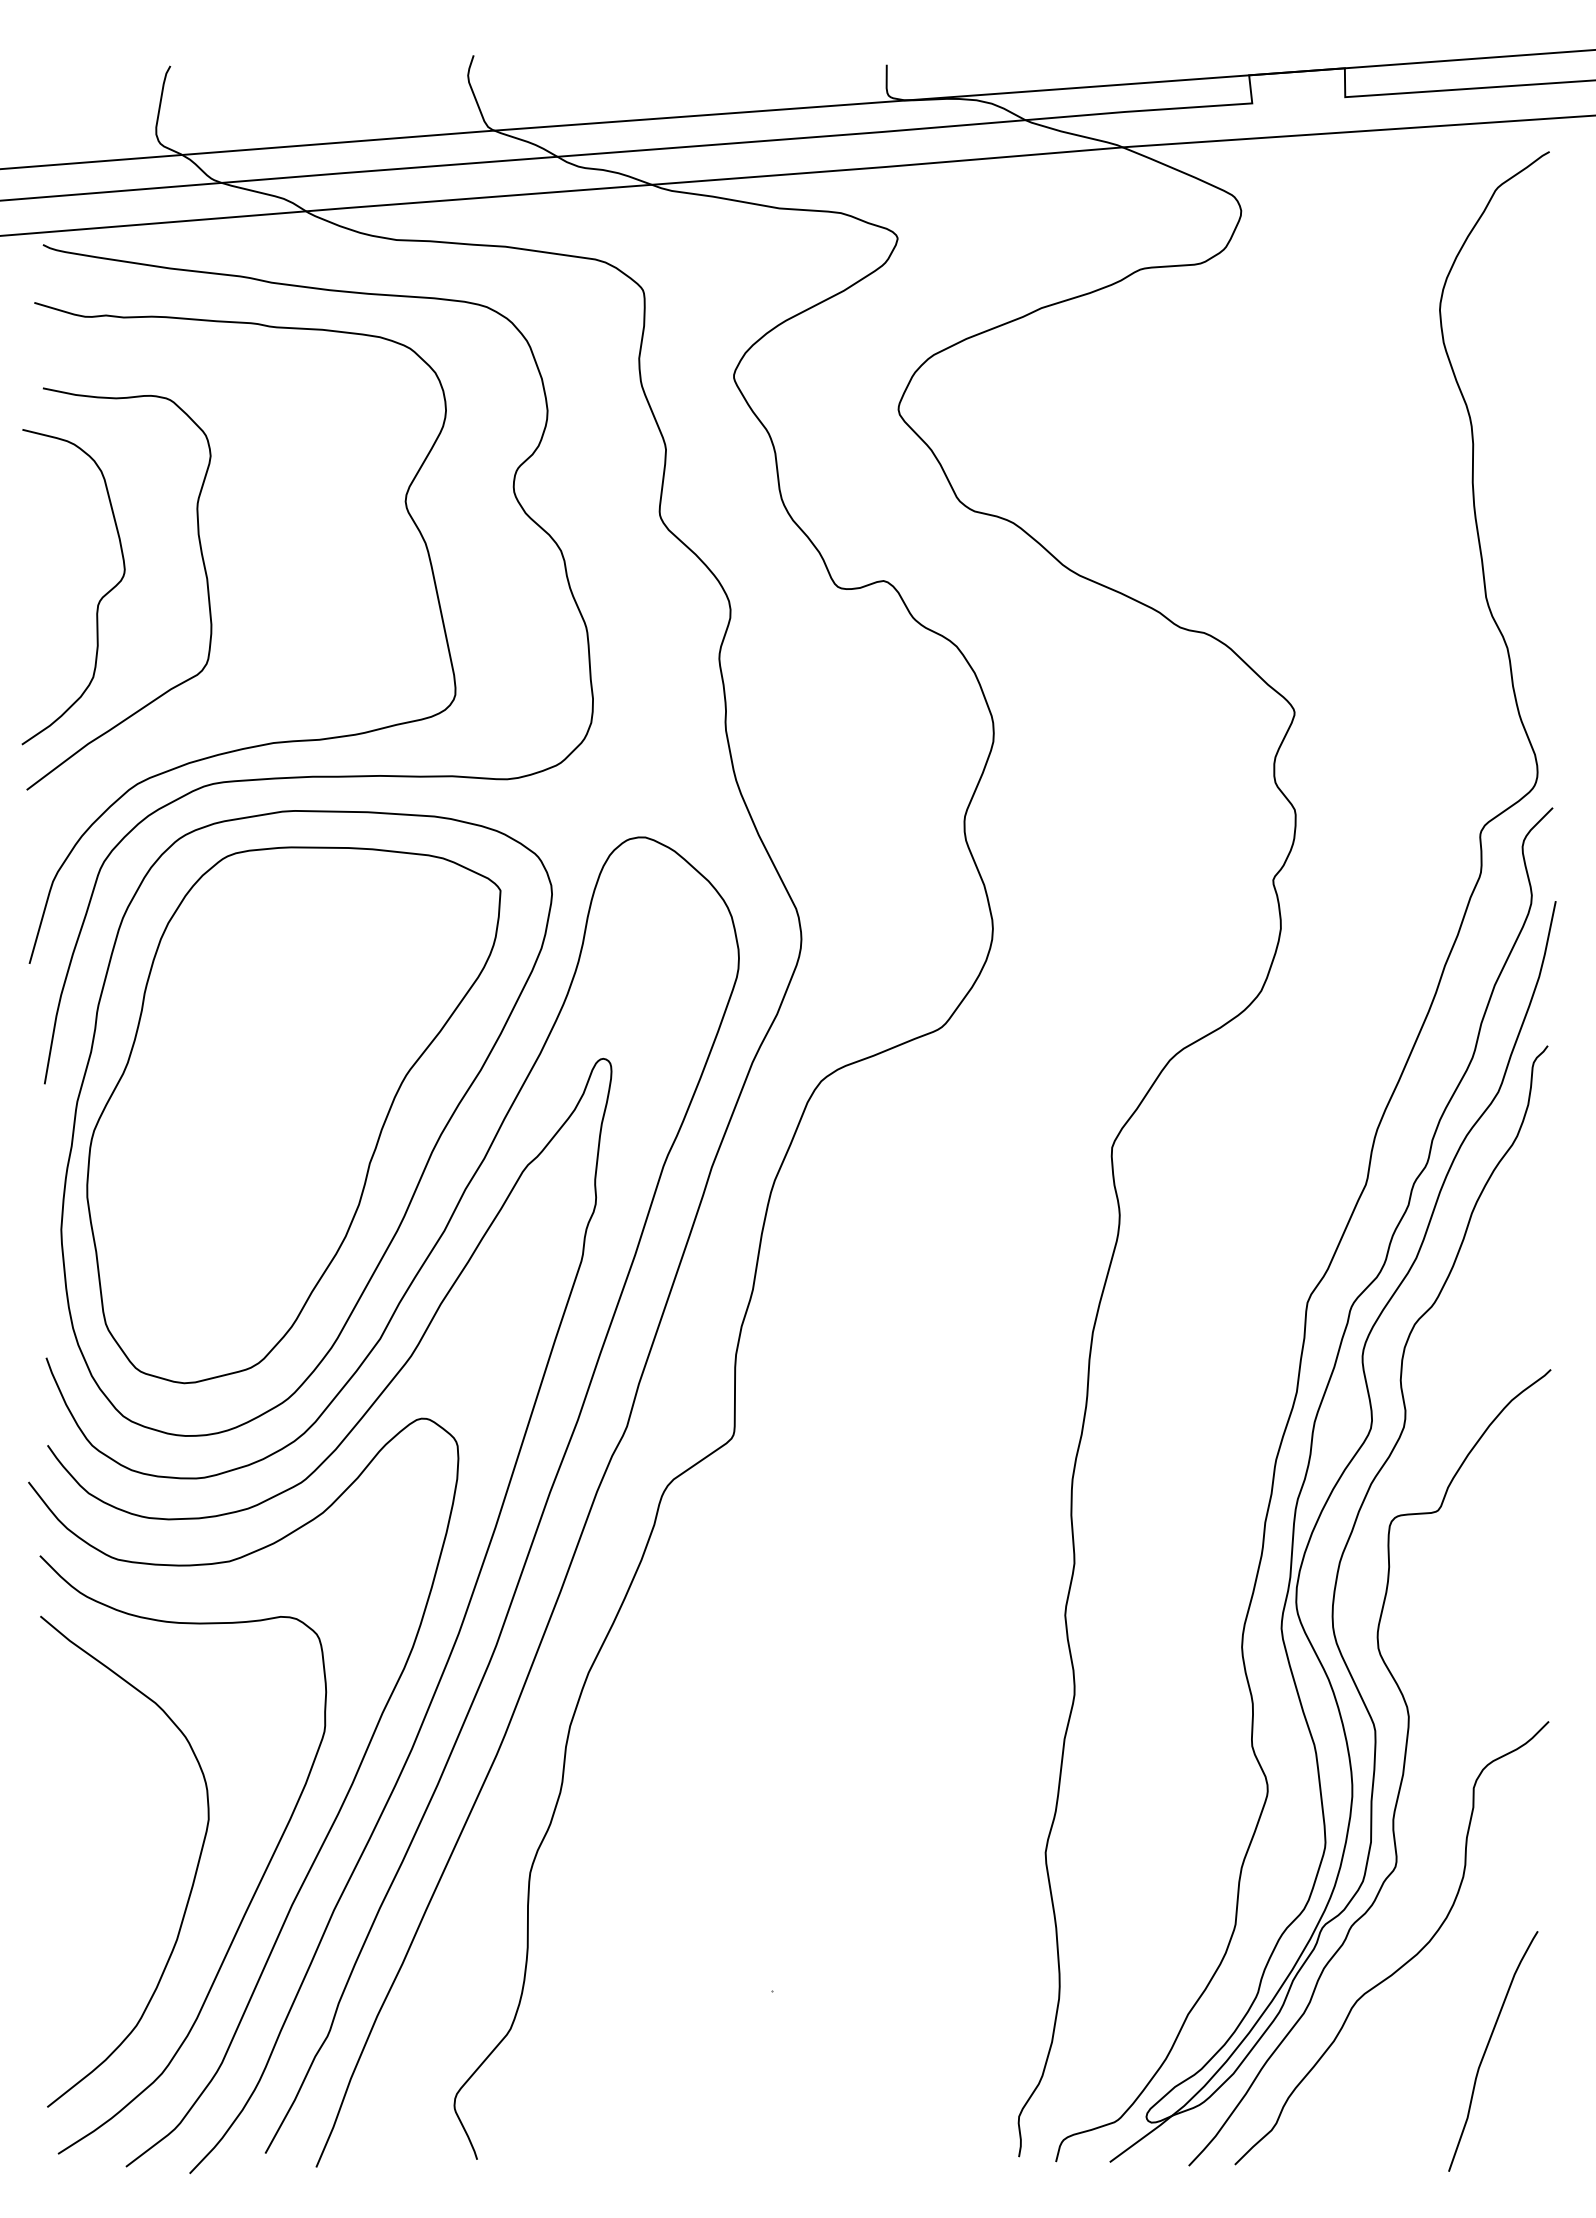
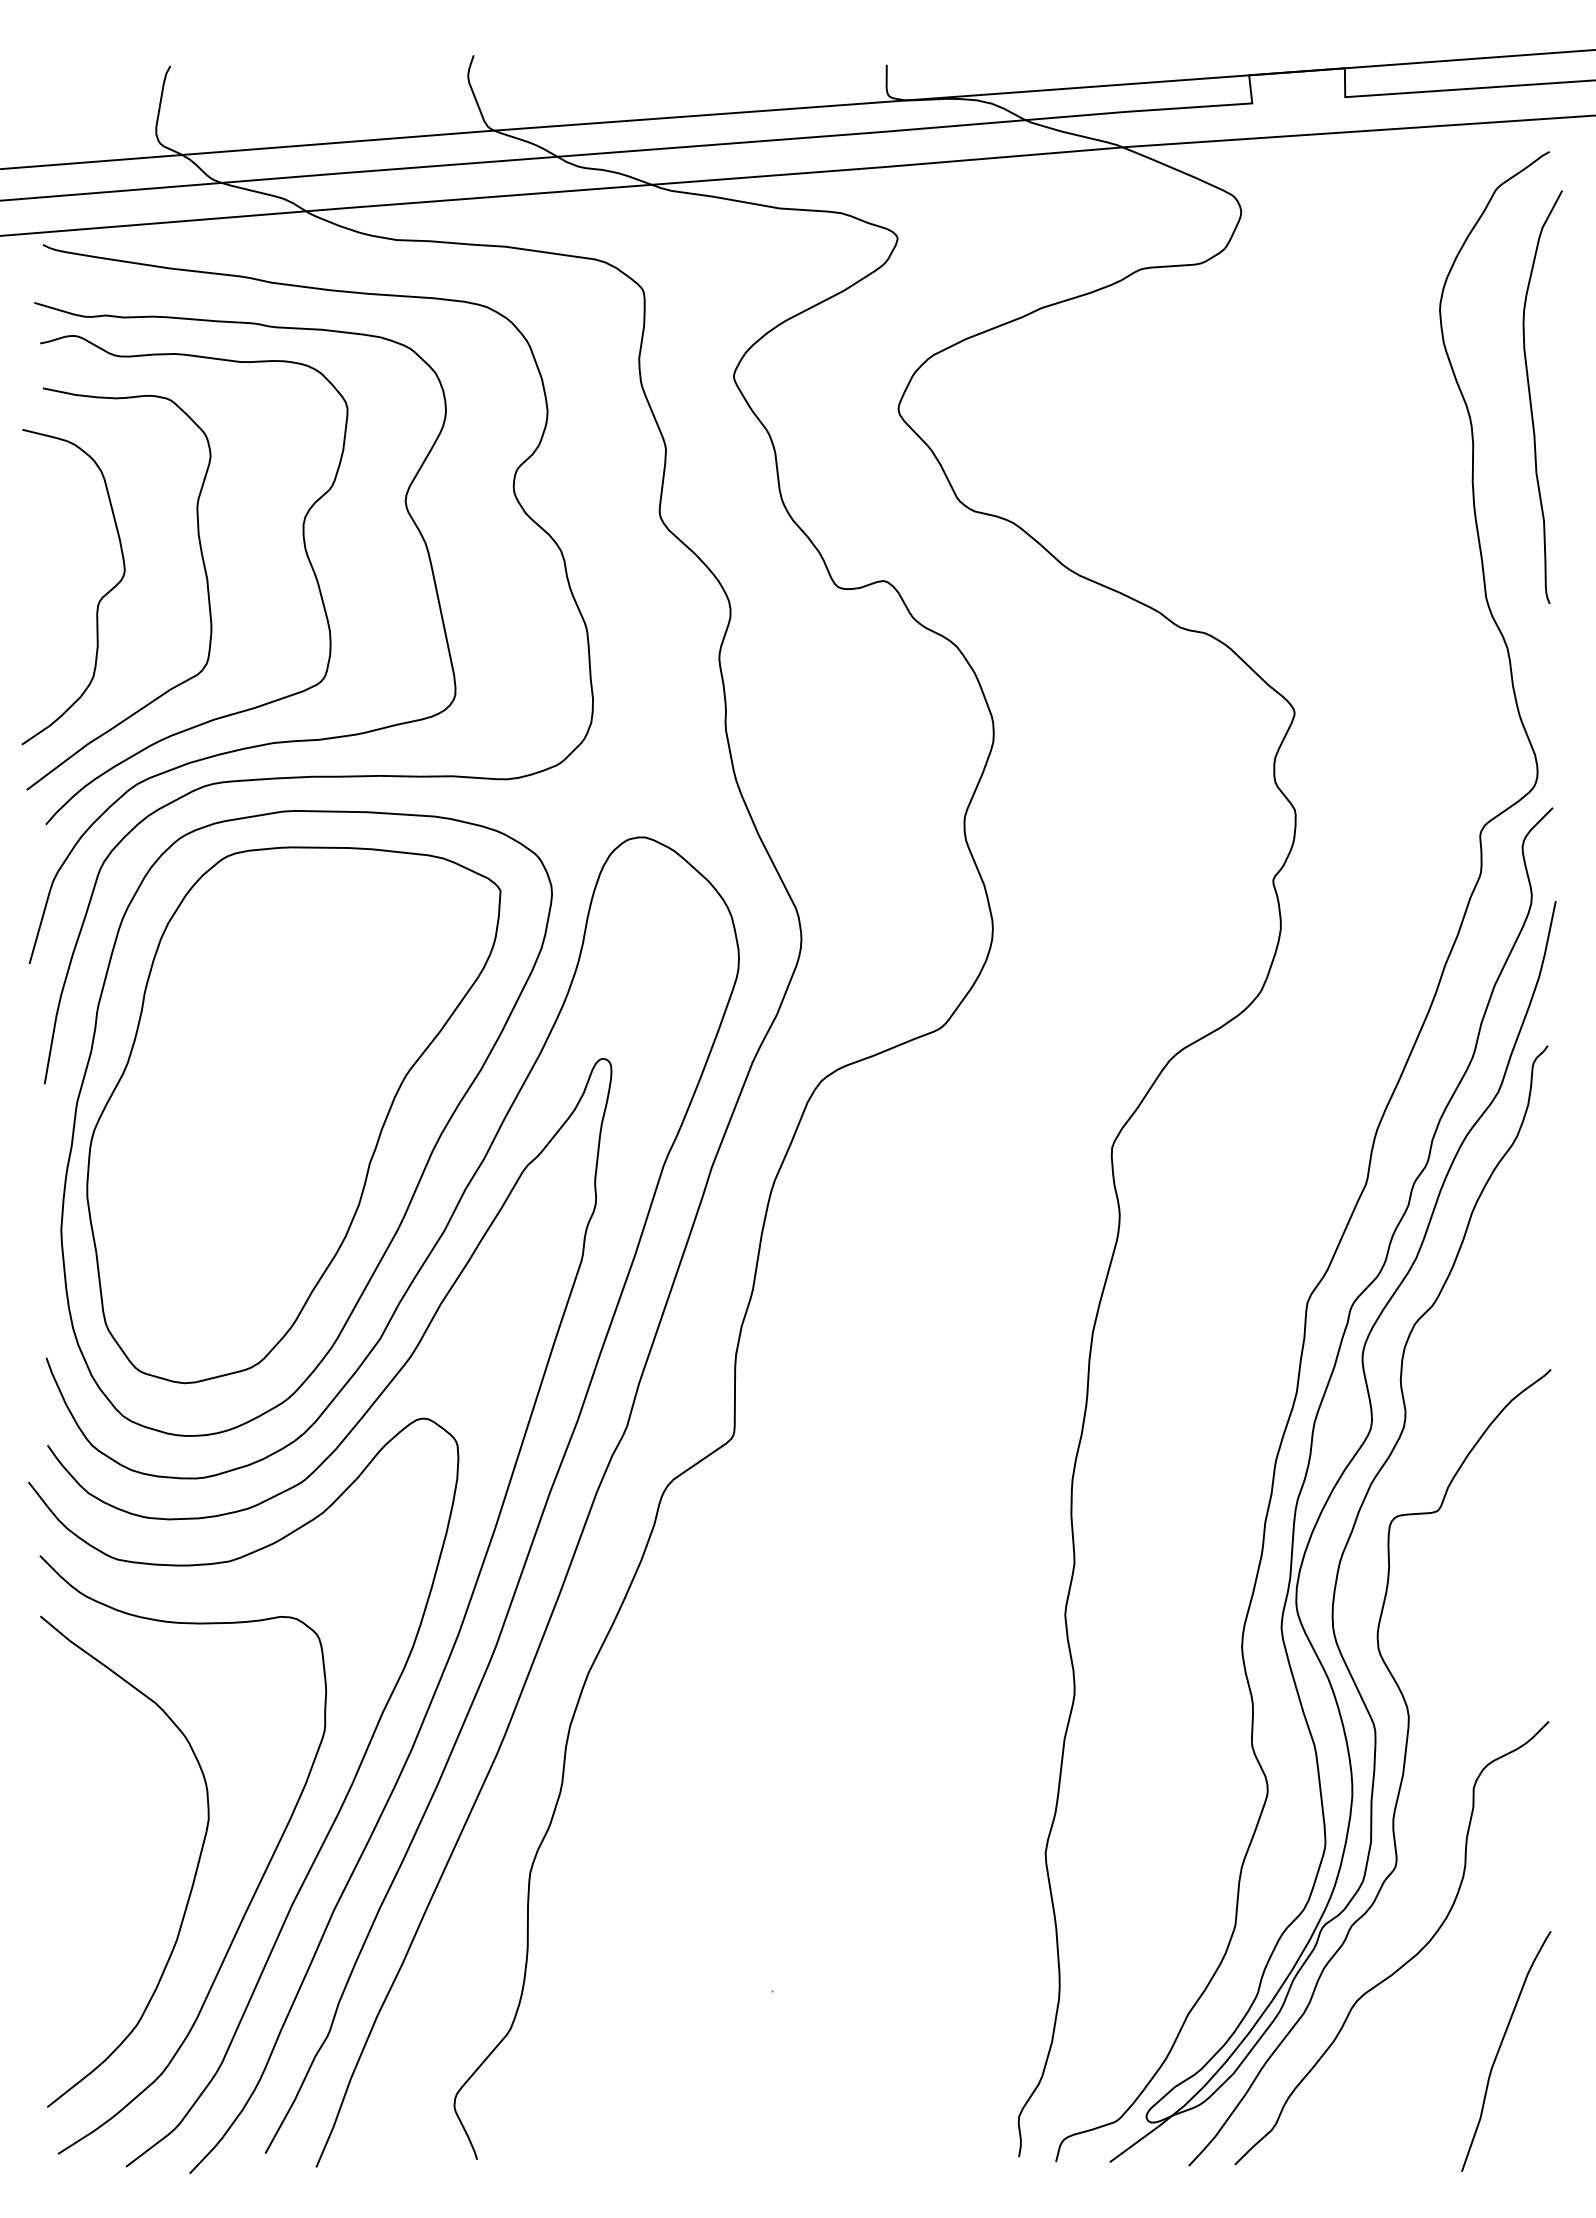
curve: none -> present (1531, 399)
curve: none -> present (305, 553)
curve position: (1487, 2048) -> (1500, 2048) (1500, 2048)
